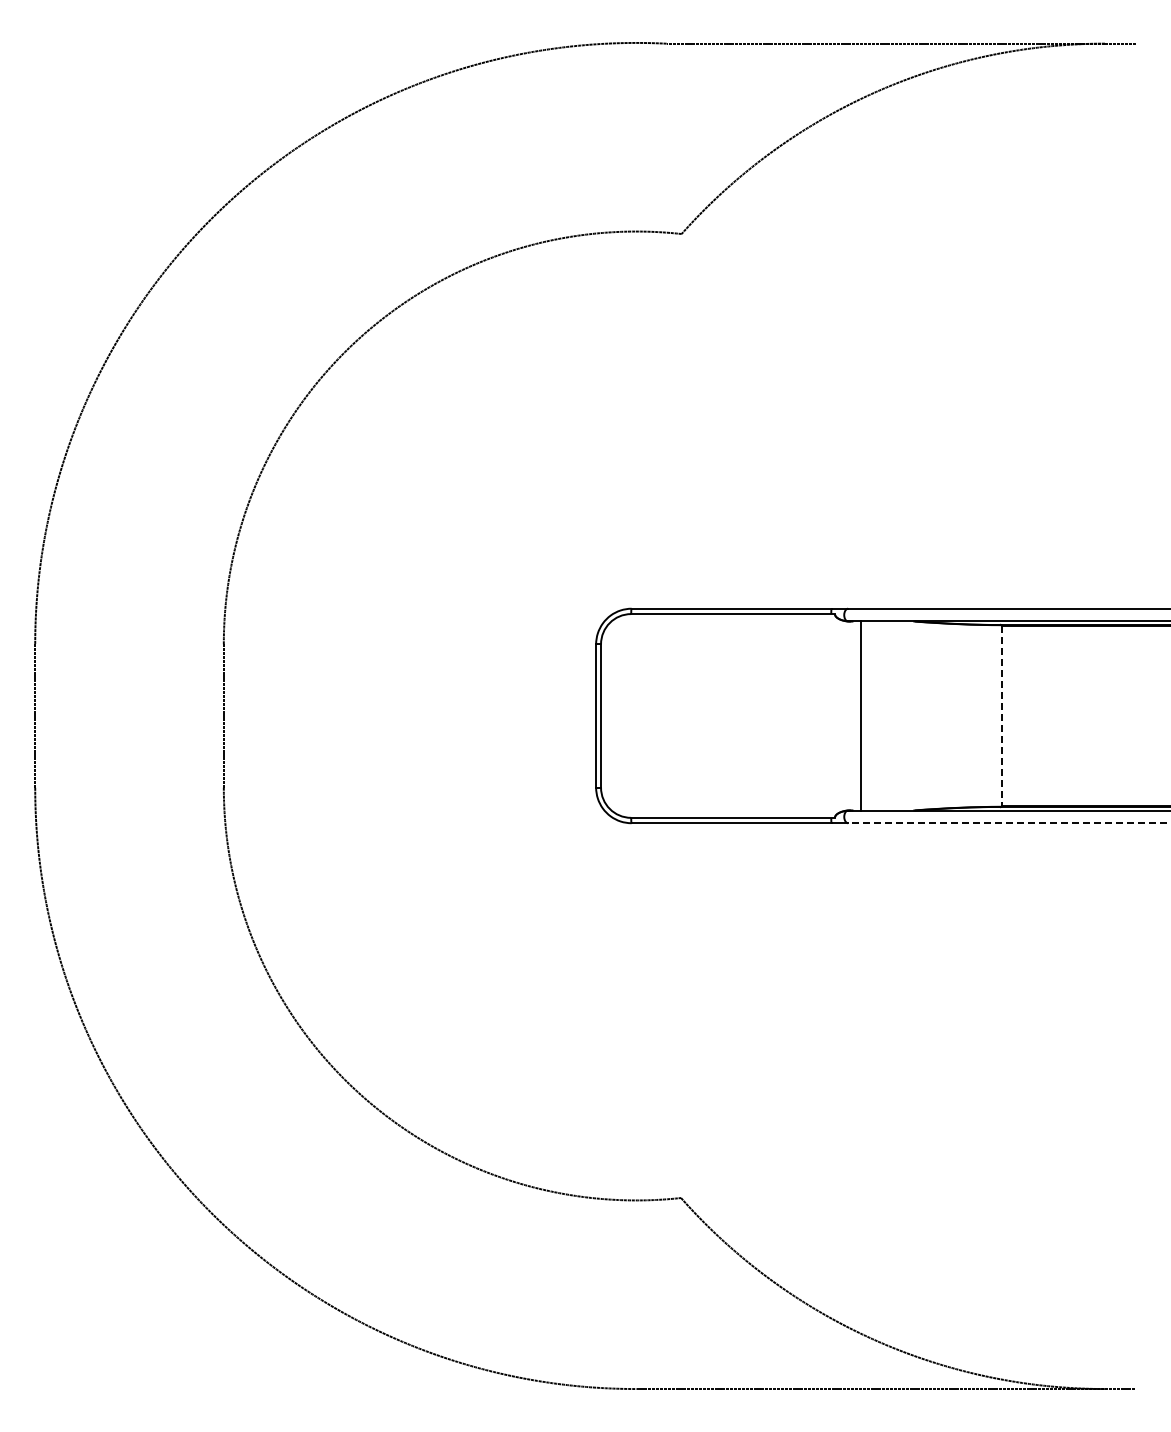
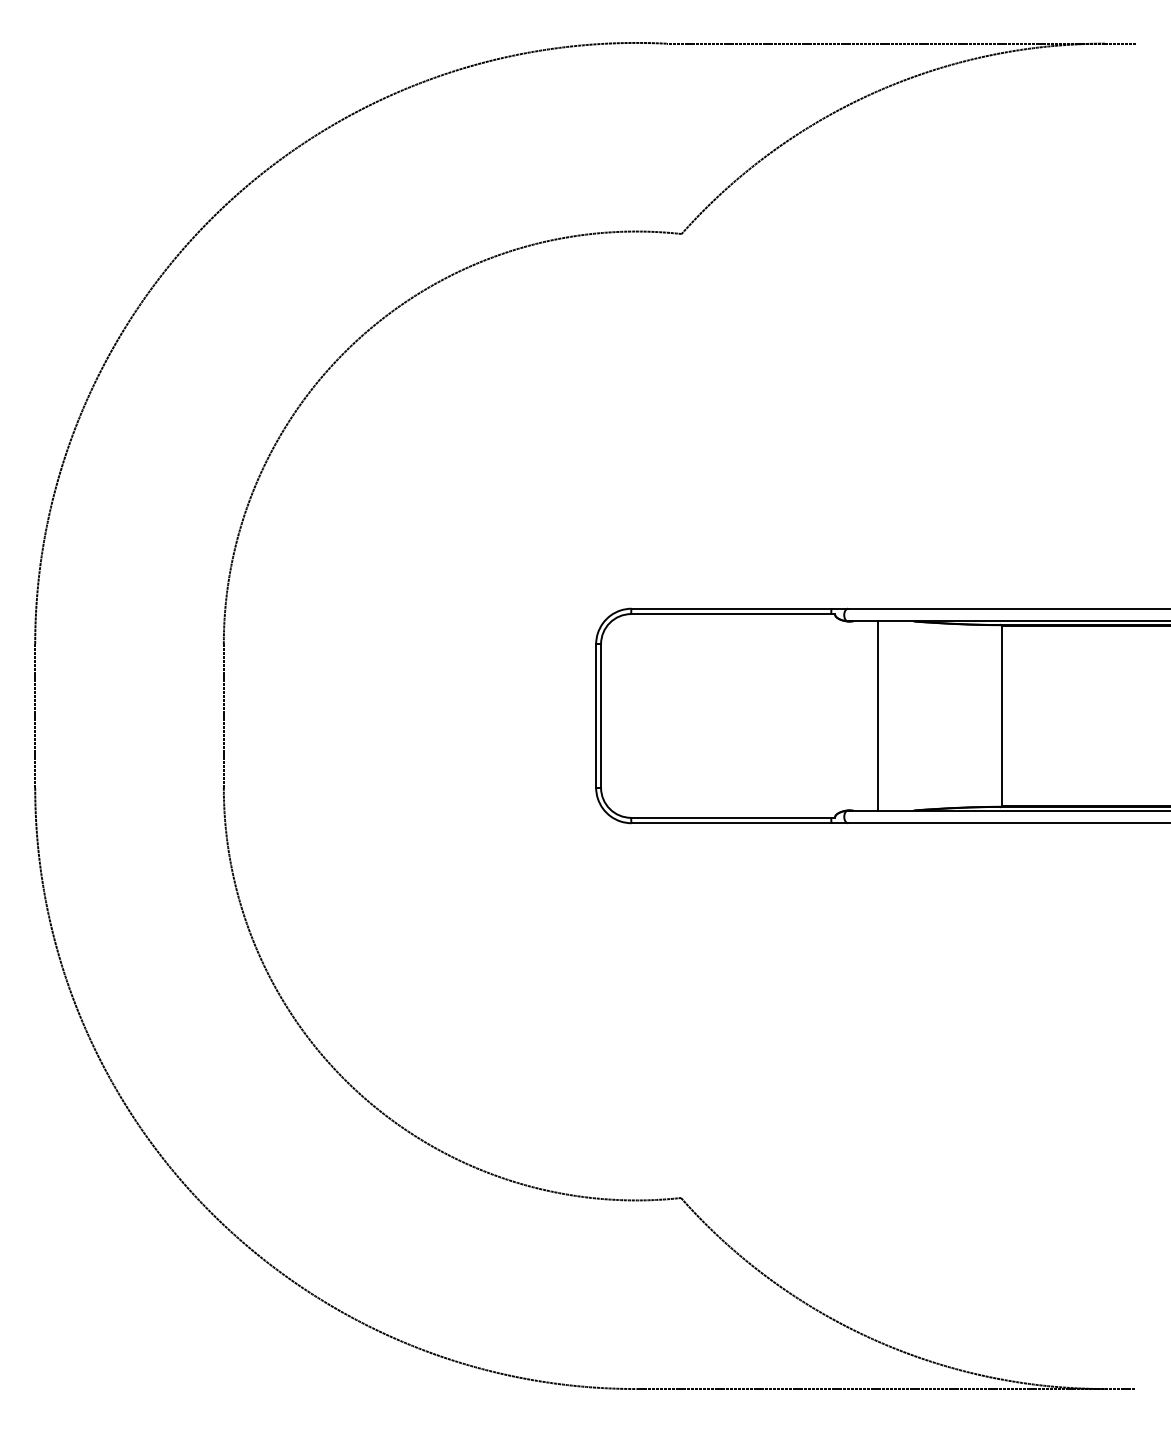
line position: (860, 715) -> (877, 715) (877, 715)
line: dashed -> solid (1001, 716)
line: dashed -> solid (1009, 823)
